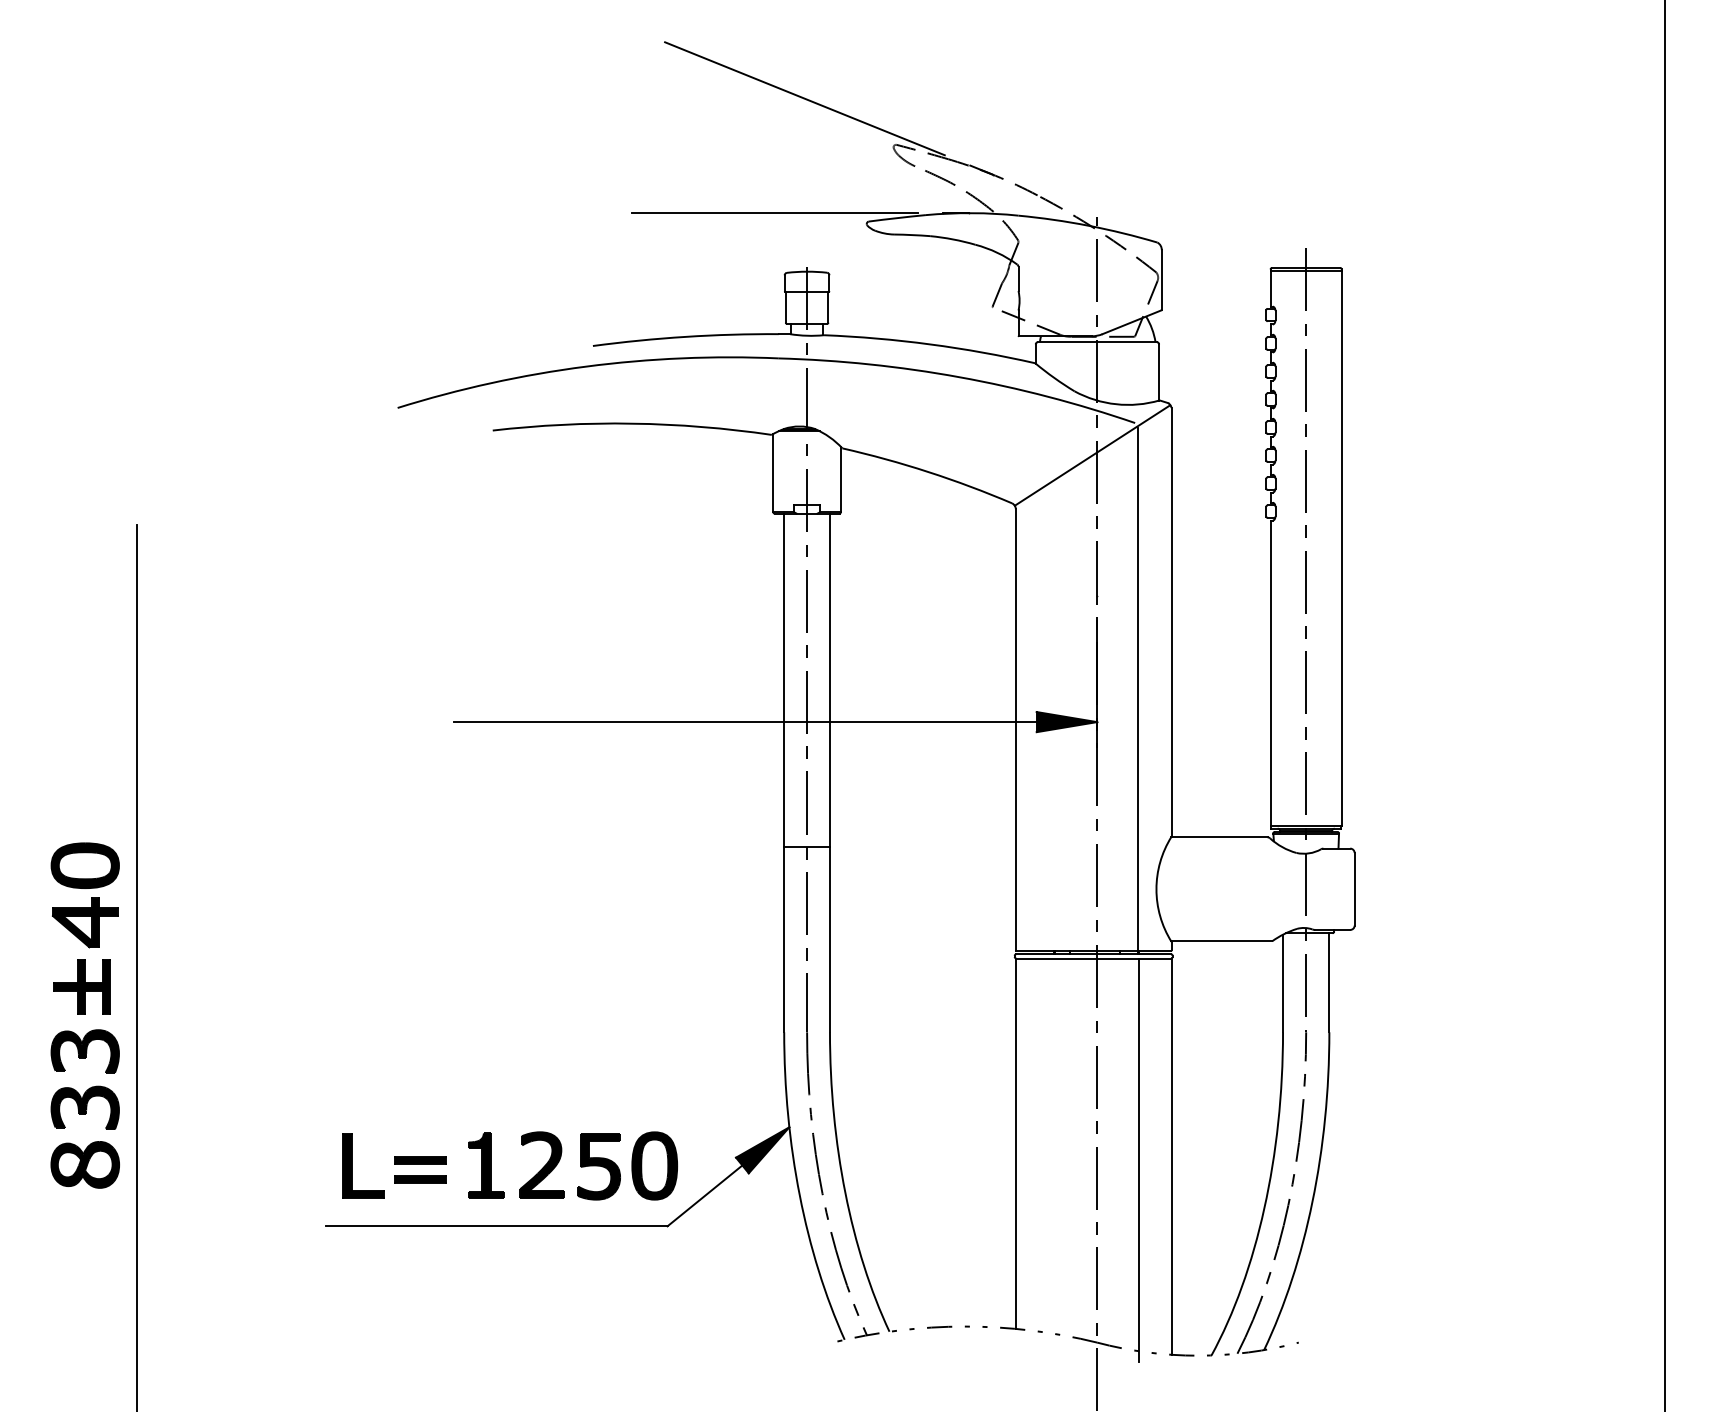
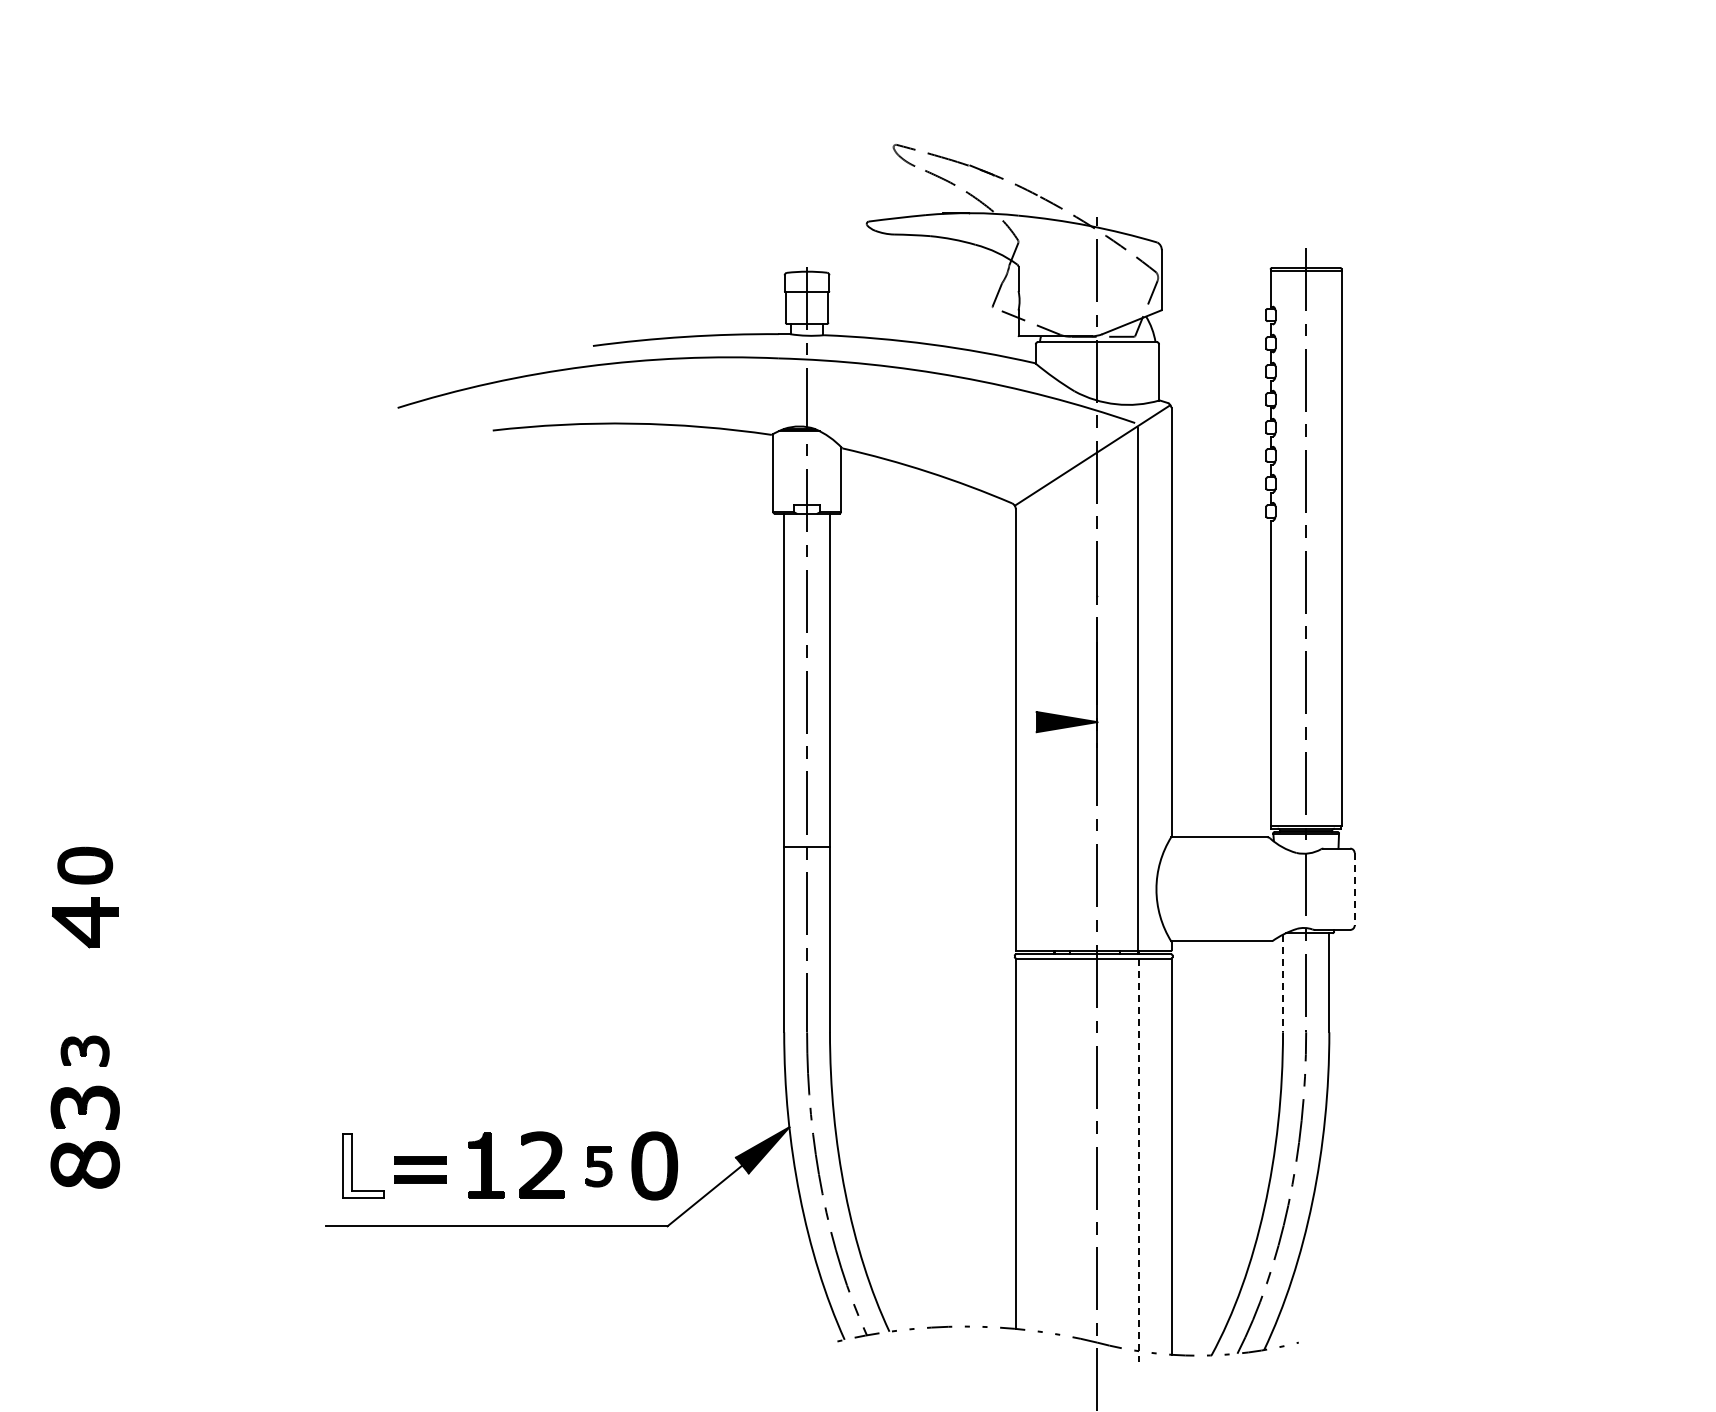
line: present -> none (804, 98)
line: present -> none (774, 213)
line: present -> none (1664, 705)
line: present -> none (745, 722)
part size: 70x47 px -> 57x39 px (85, 865)
line: solid -> dashed (1354, 889)
line: present -> none (137, 966)
line: solid -> dashed (1283, 983)
part: present -> none (81, 986)
part size: 70x45 px -> 50x32 px (84, 1050)
line: solid -> dashed (1138, 1160)
fill: present -> none (363, 1165)
part size: 44x68 px -> 28x42 px (598, 1166)
